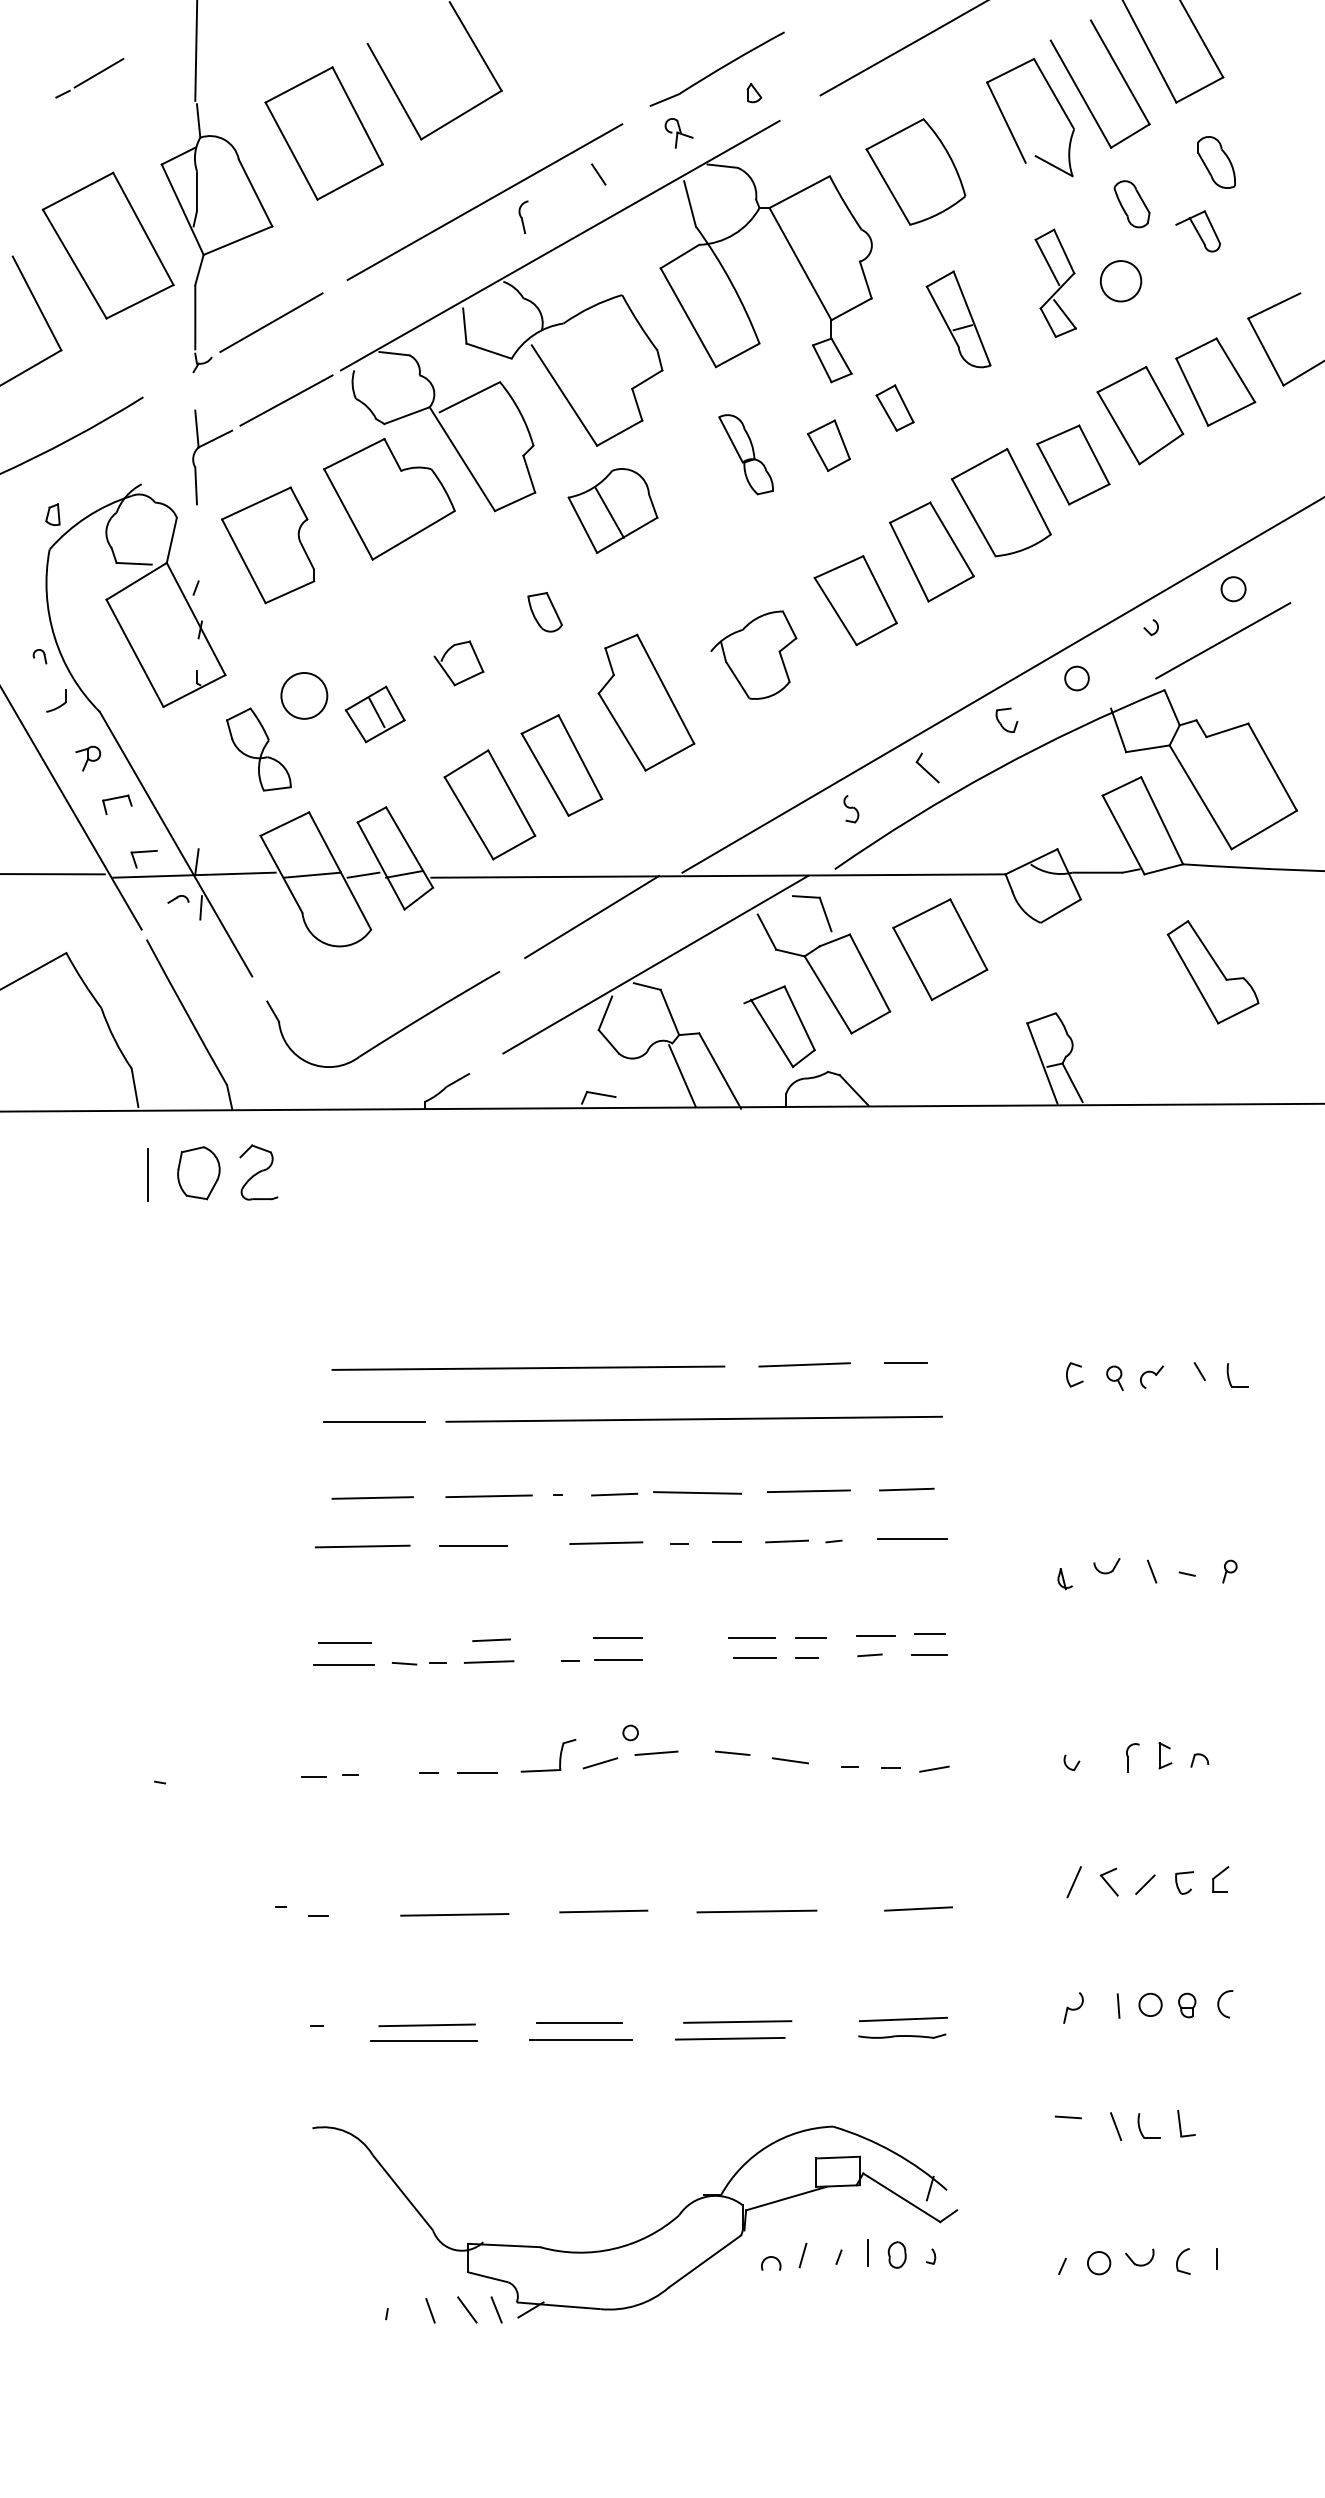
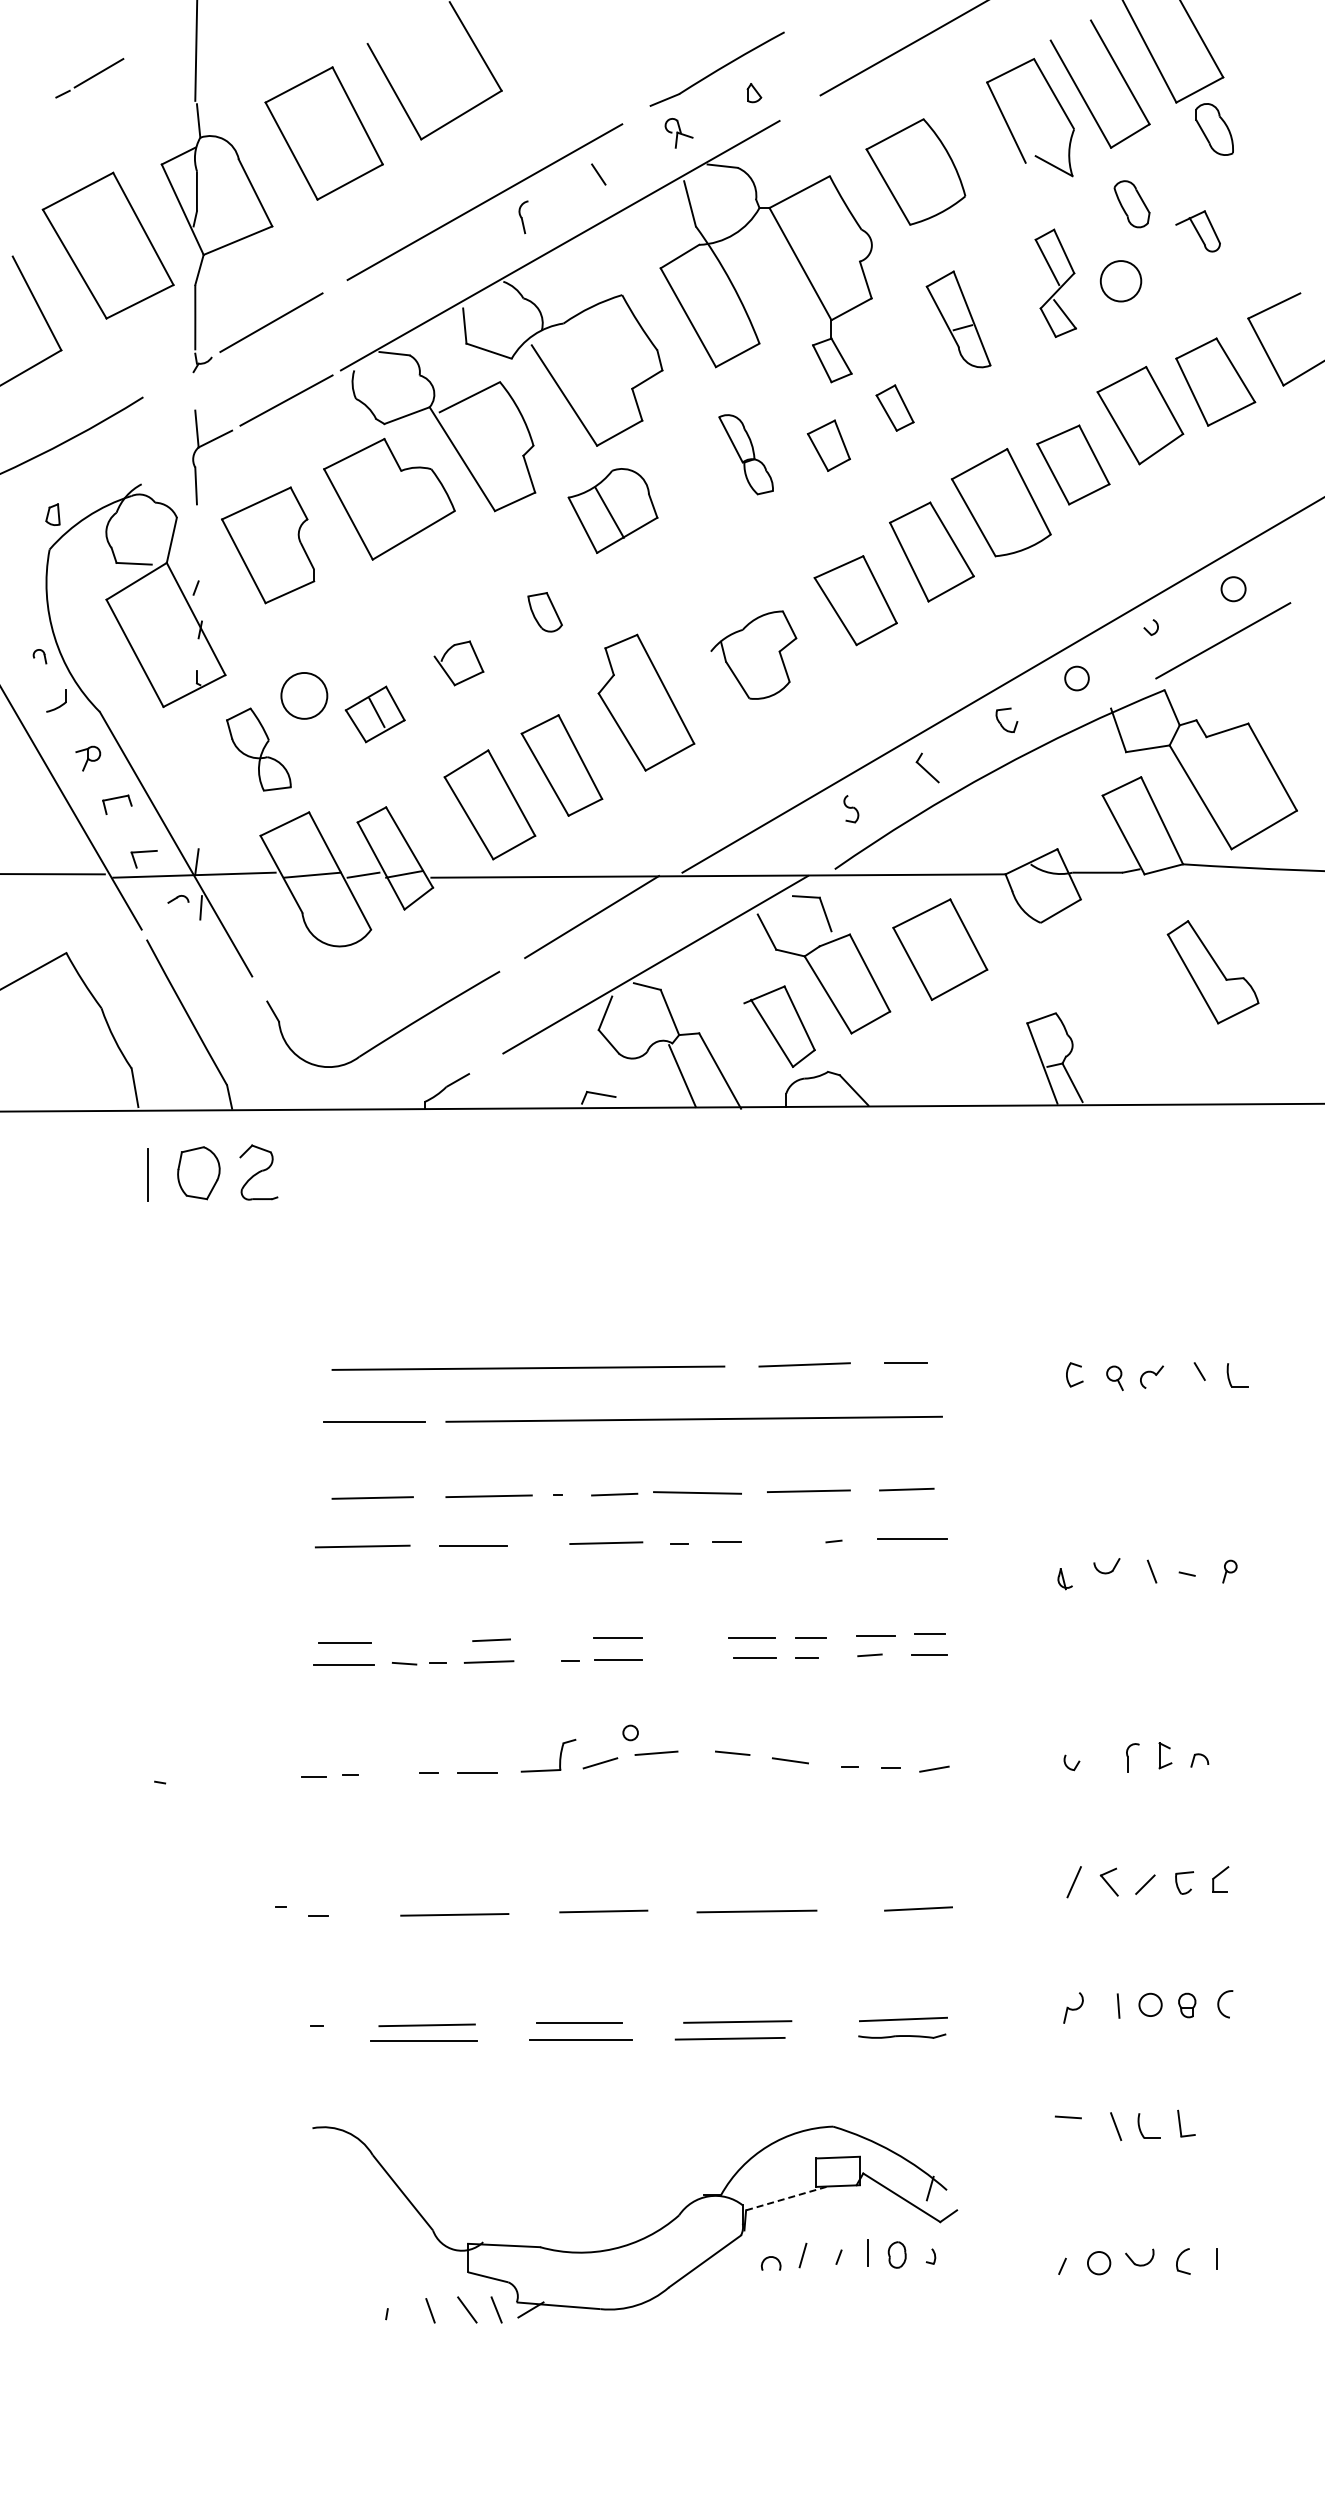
part position: (1216, 162) -> (1214, 129) (1214, 129)
line: present -> none (787, 1541)
line: solid -> dashed (786, 2198)
